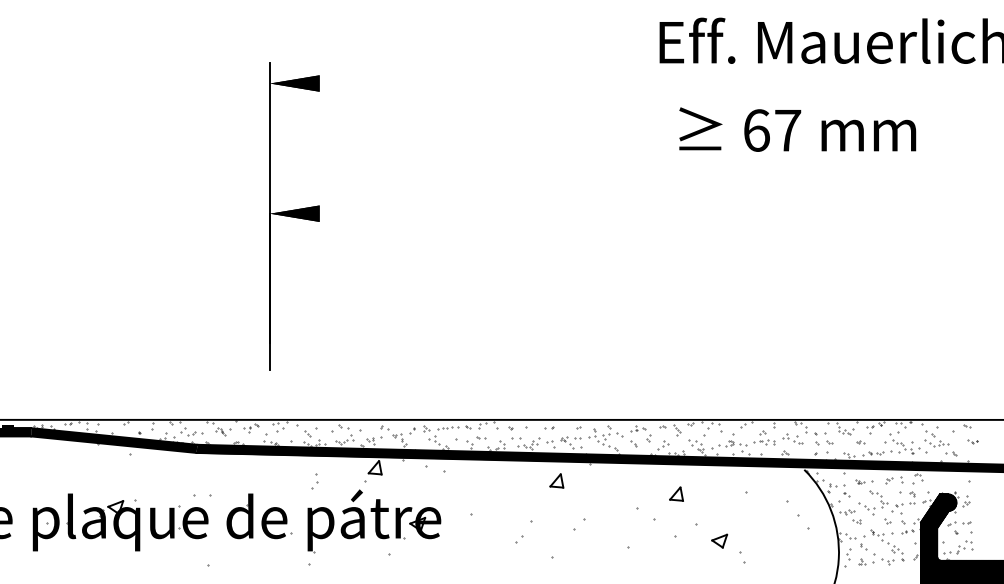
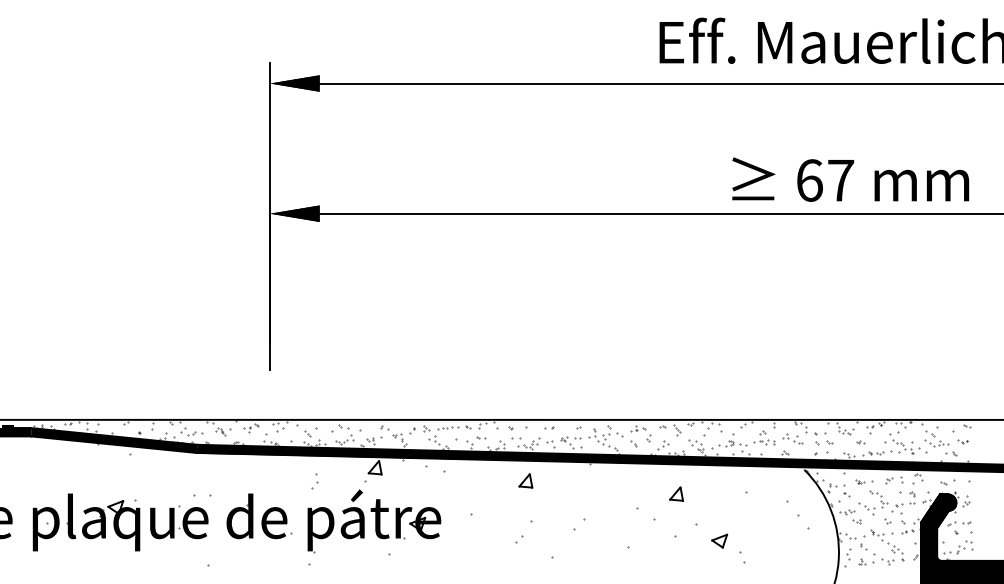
line: none -> present (659, 83)
text position: (797, 129) -> (850, 179) (850, 179)
line: none -> present (655, 213)
part position: (972, 441) -> (962, 441) (962, 441)
part position: (556, 480) -> (525, 480) (525, 480)
part: none -> present (947, 482)
